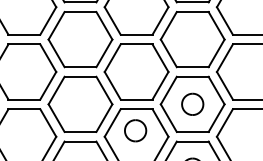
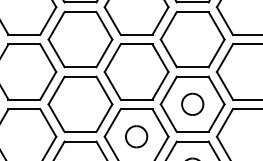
part position: (135, 130) -> (136, 136) (136, 136)
